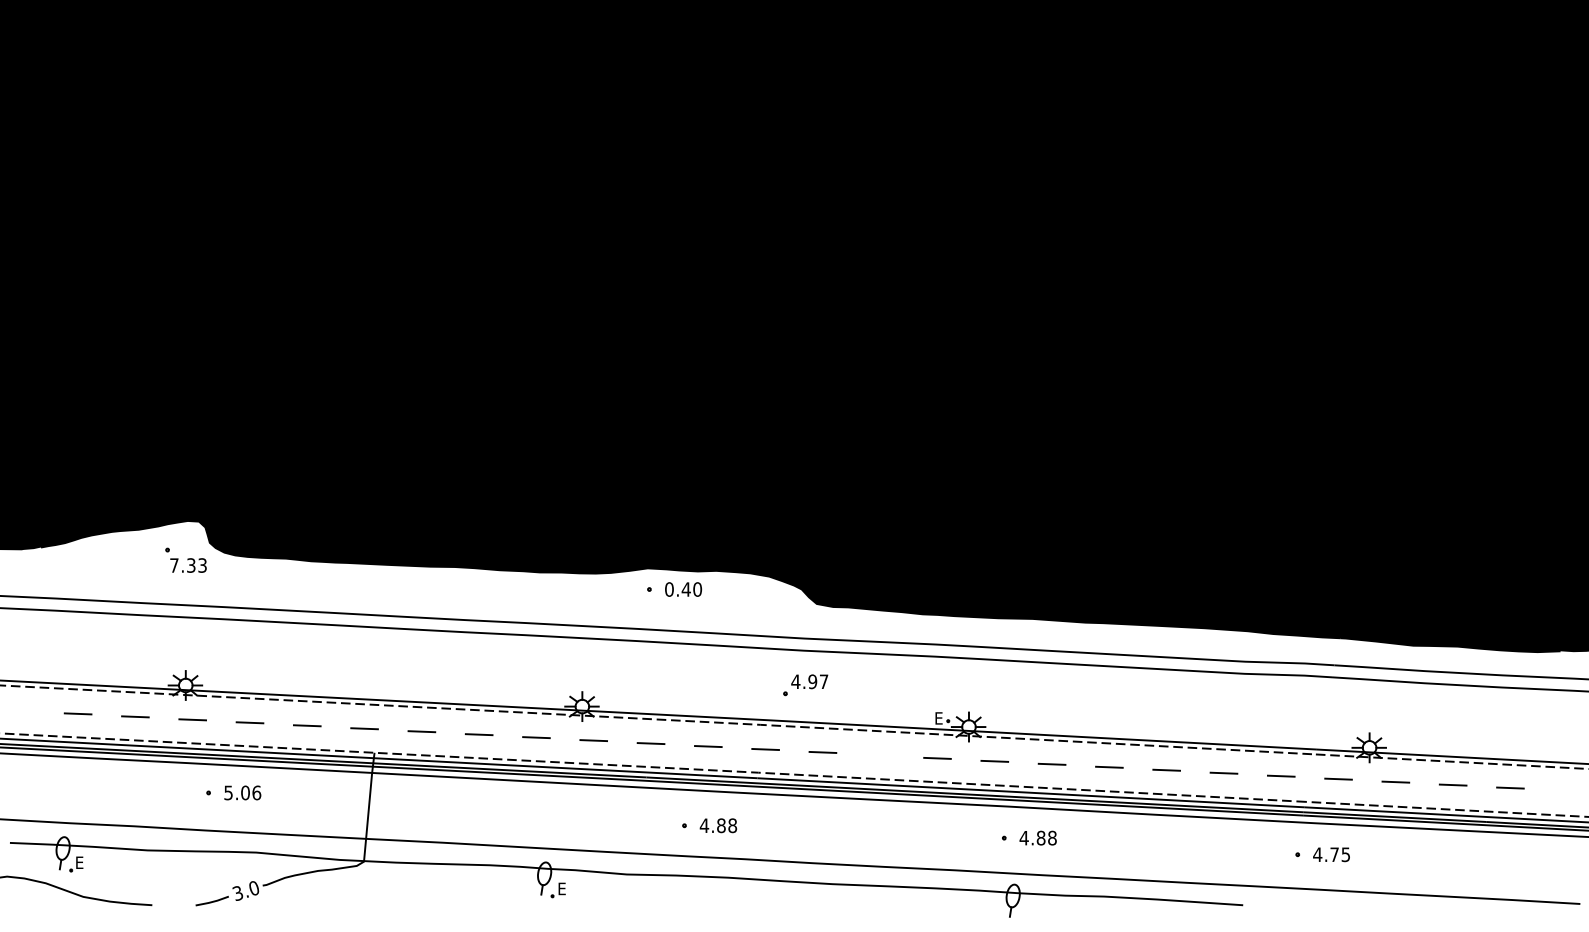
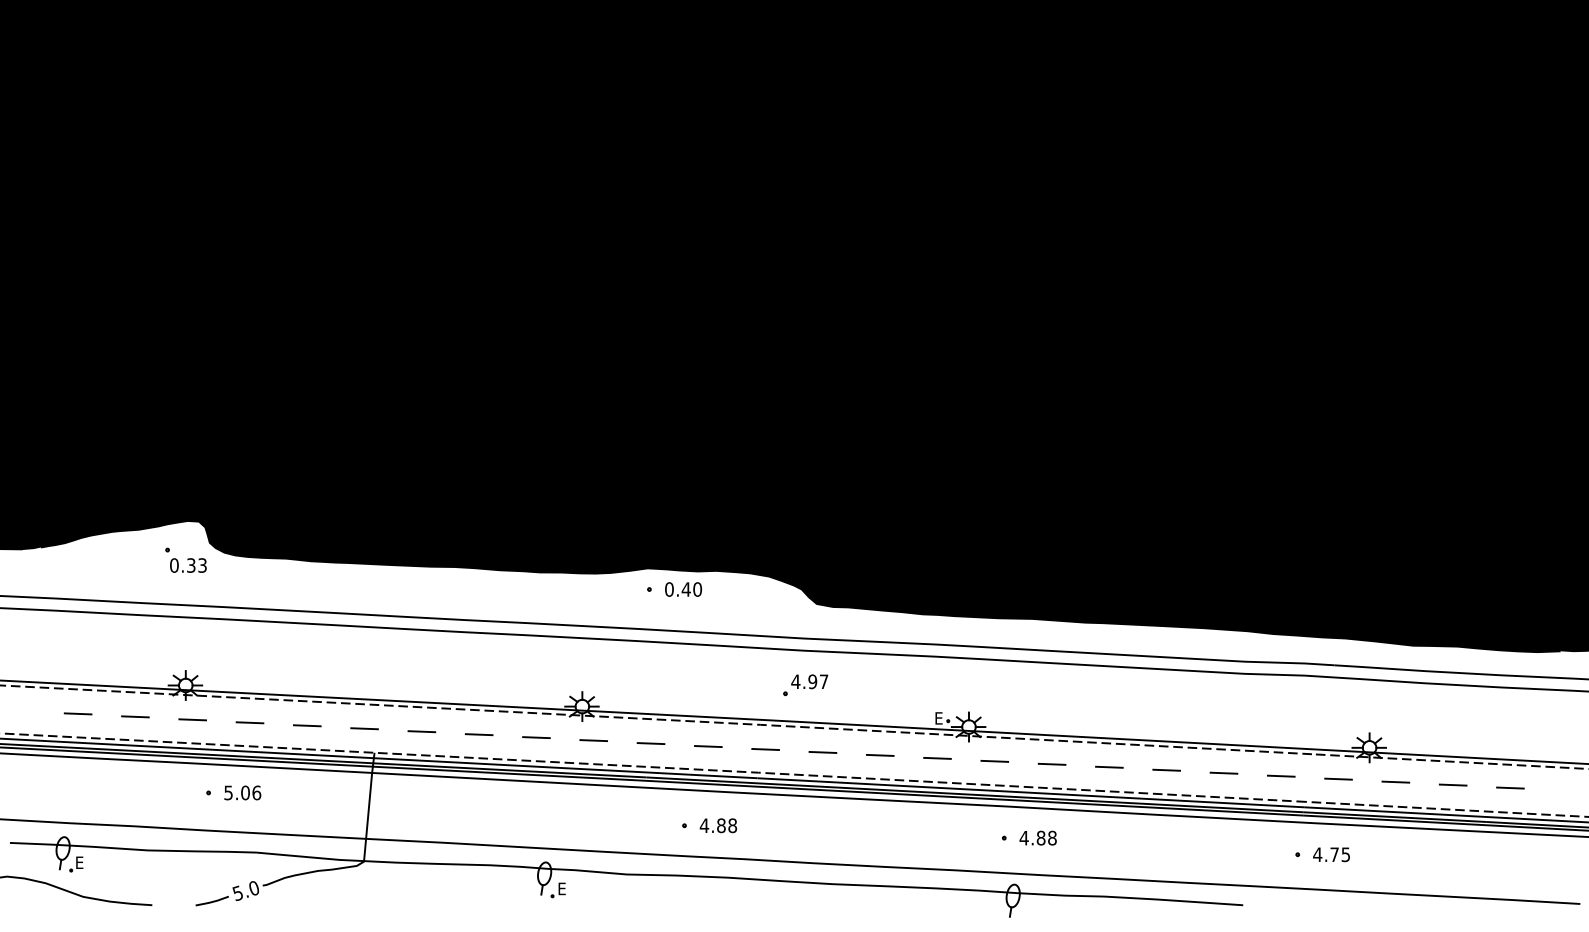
text: 7.33 -> 0.33 (174, 565)
line: none -> present (880, 755)
text: 3.0 -> 5.0 (237, 891)
